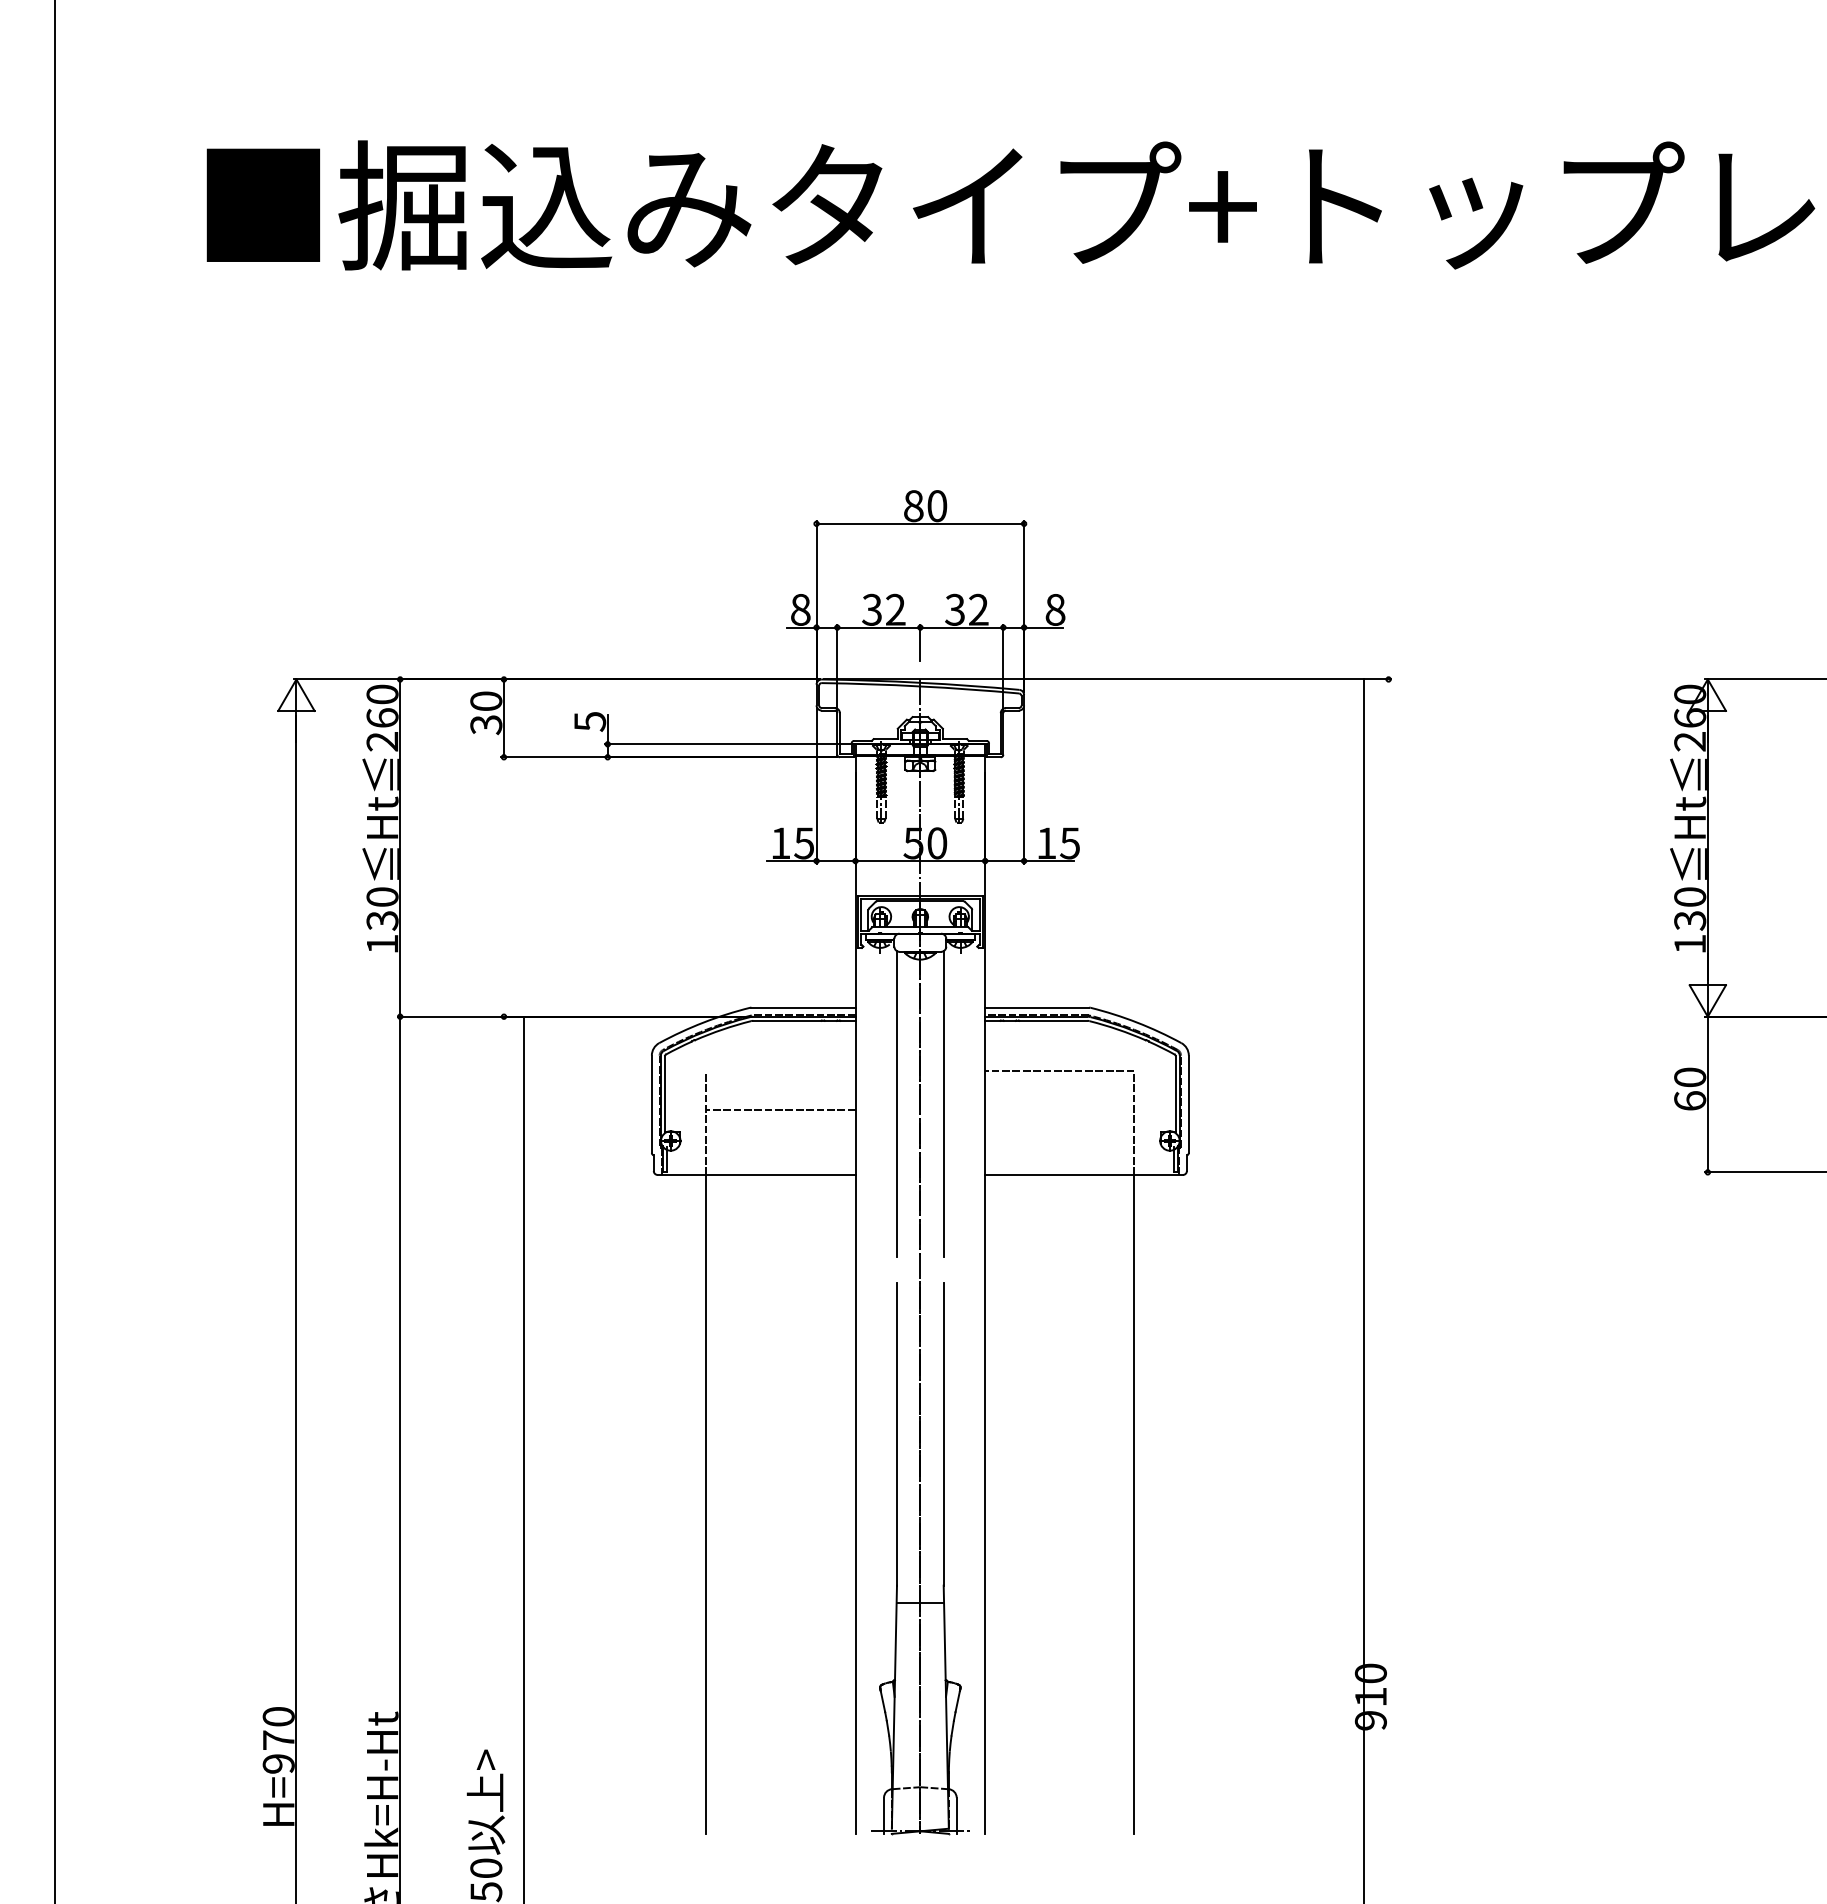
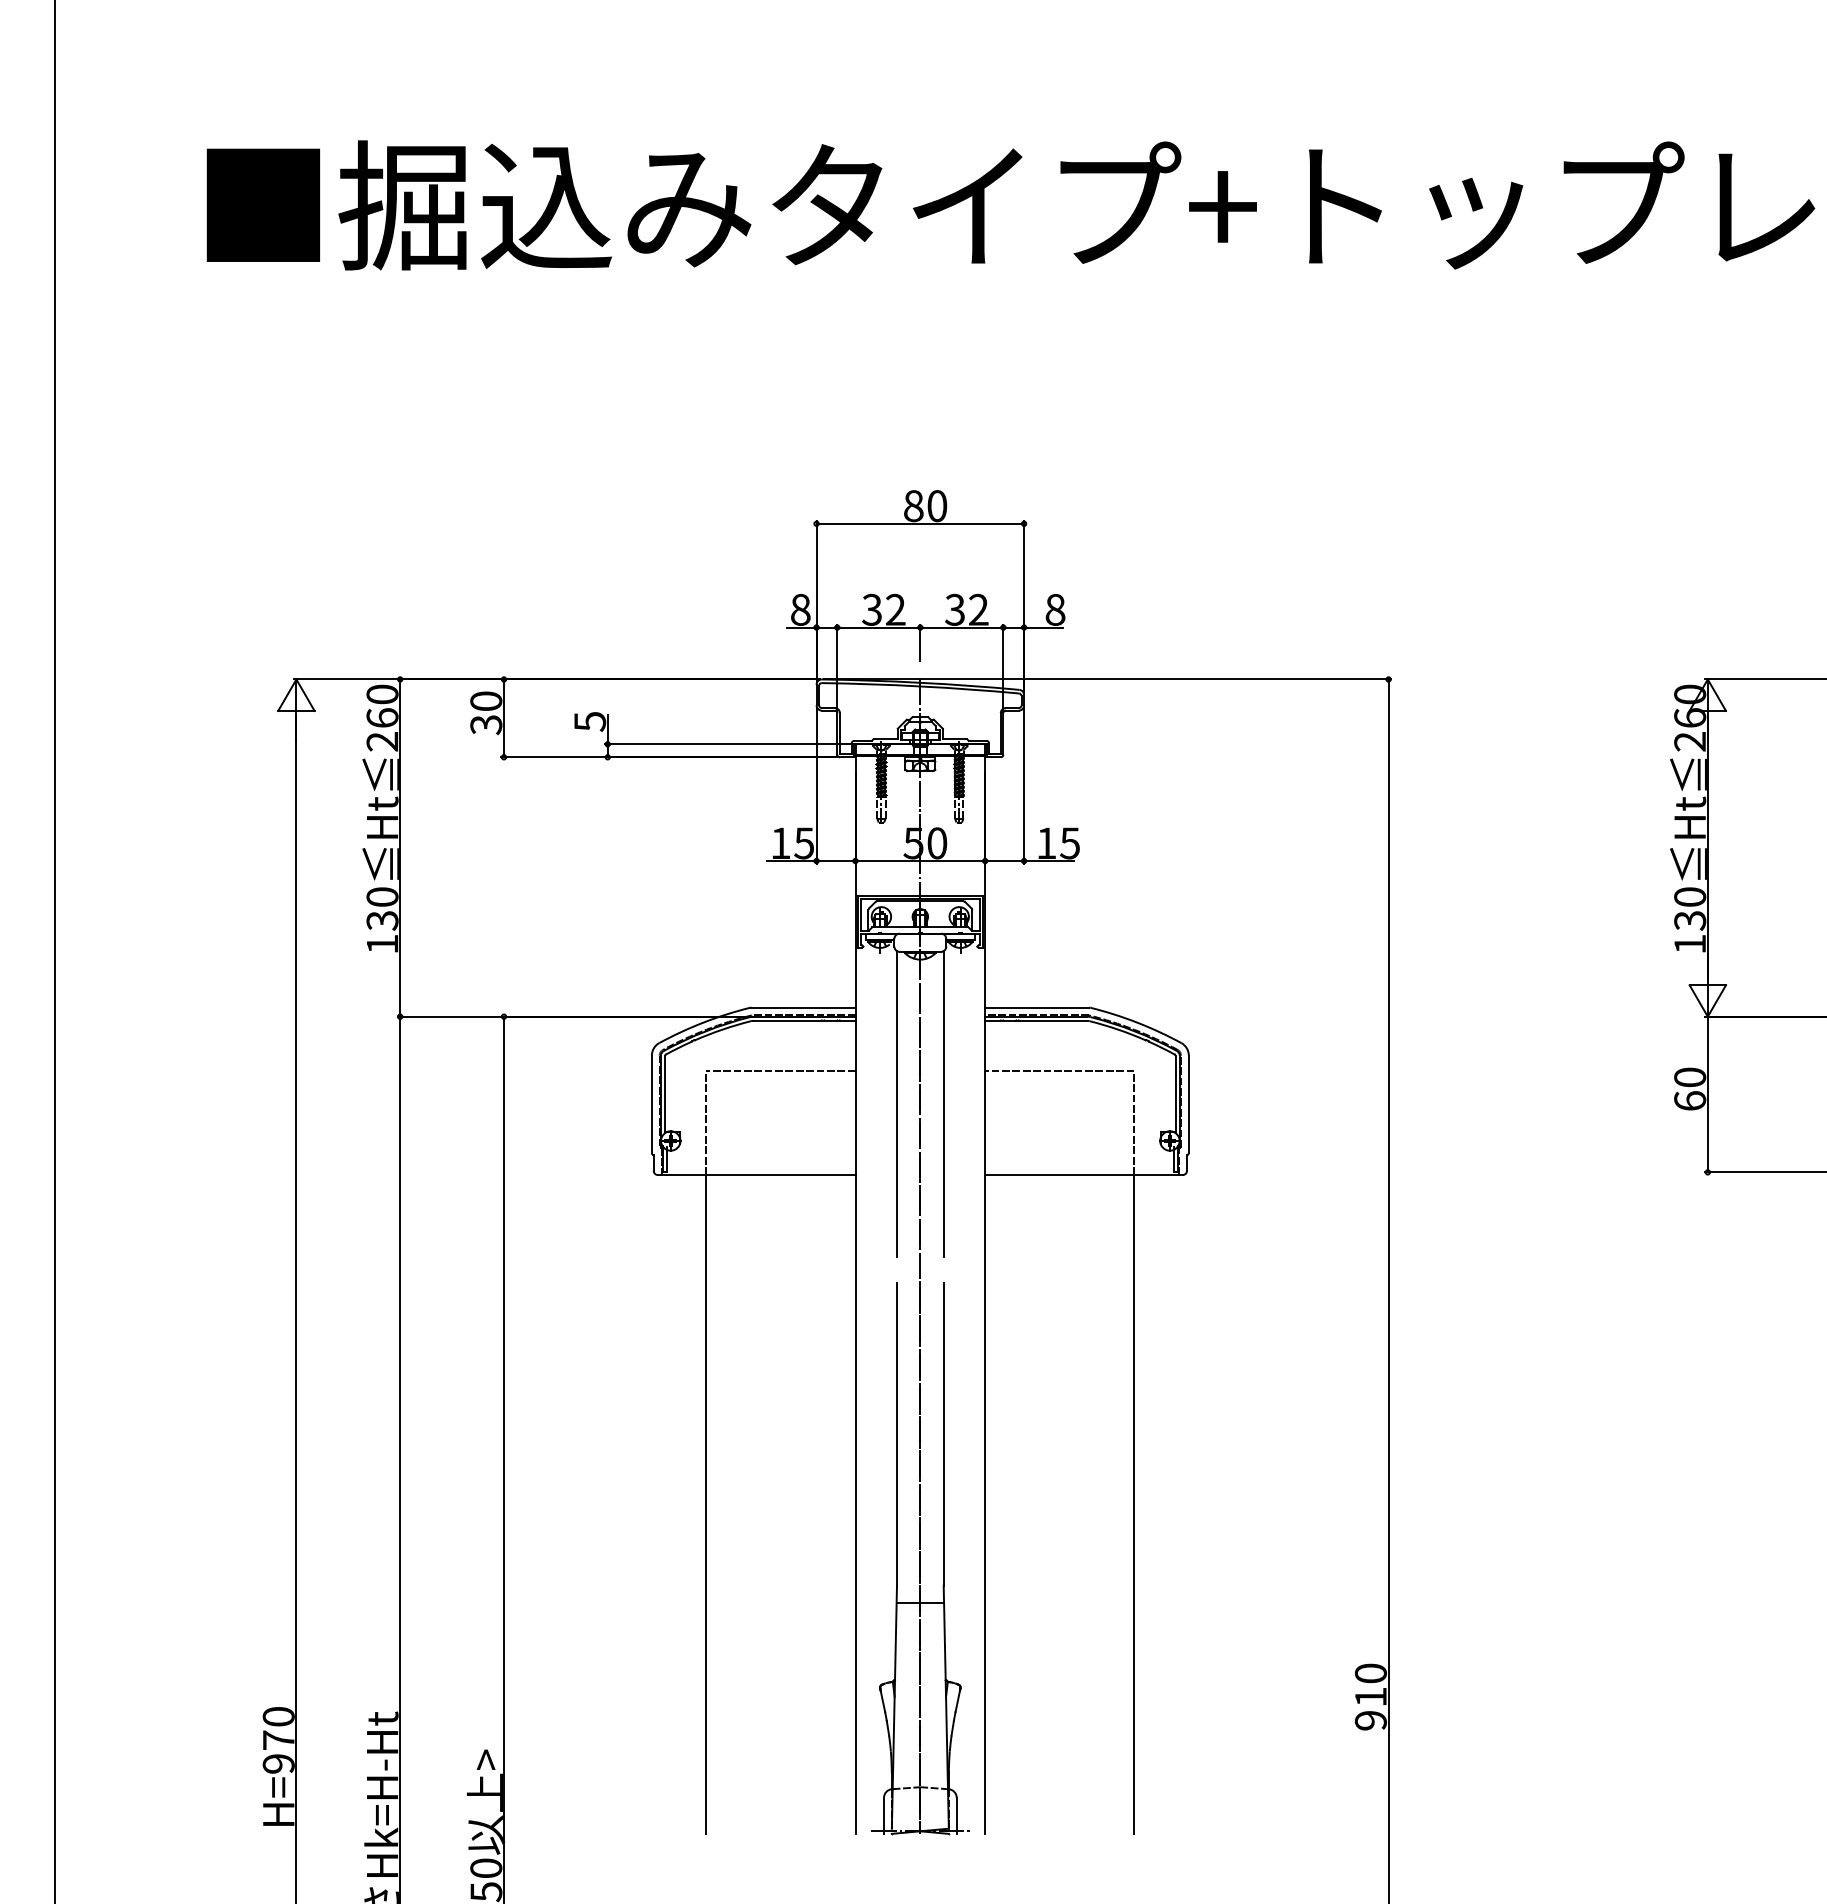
line position: (780, 1110) -> (780, 1071) (780, 1071)
line position: (1363, 1289) -> (1388, 1289) (1388, 1289)
line position: (523, 1458) -> (503, 1458) (503, 1458)
